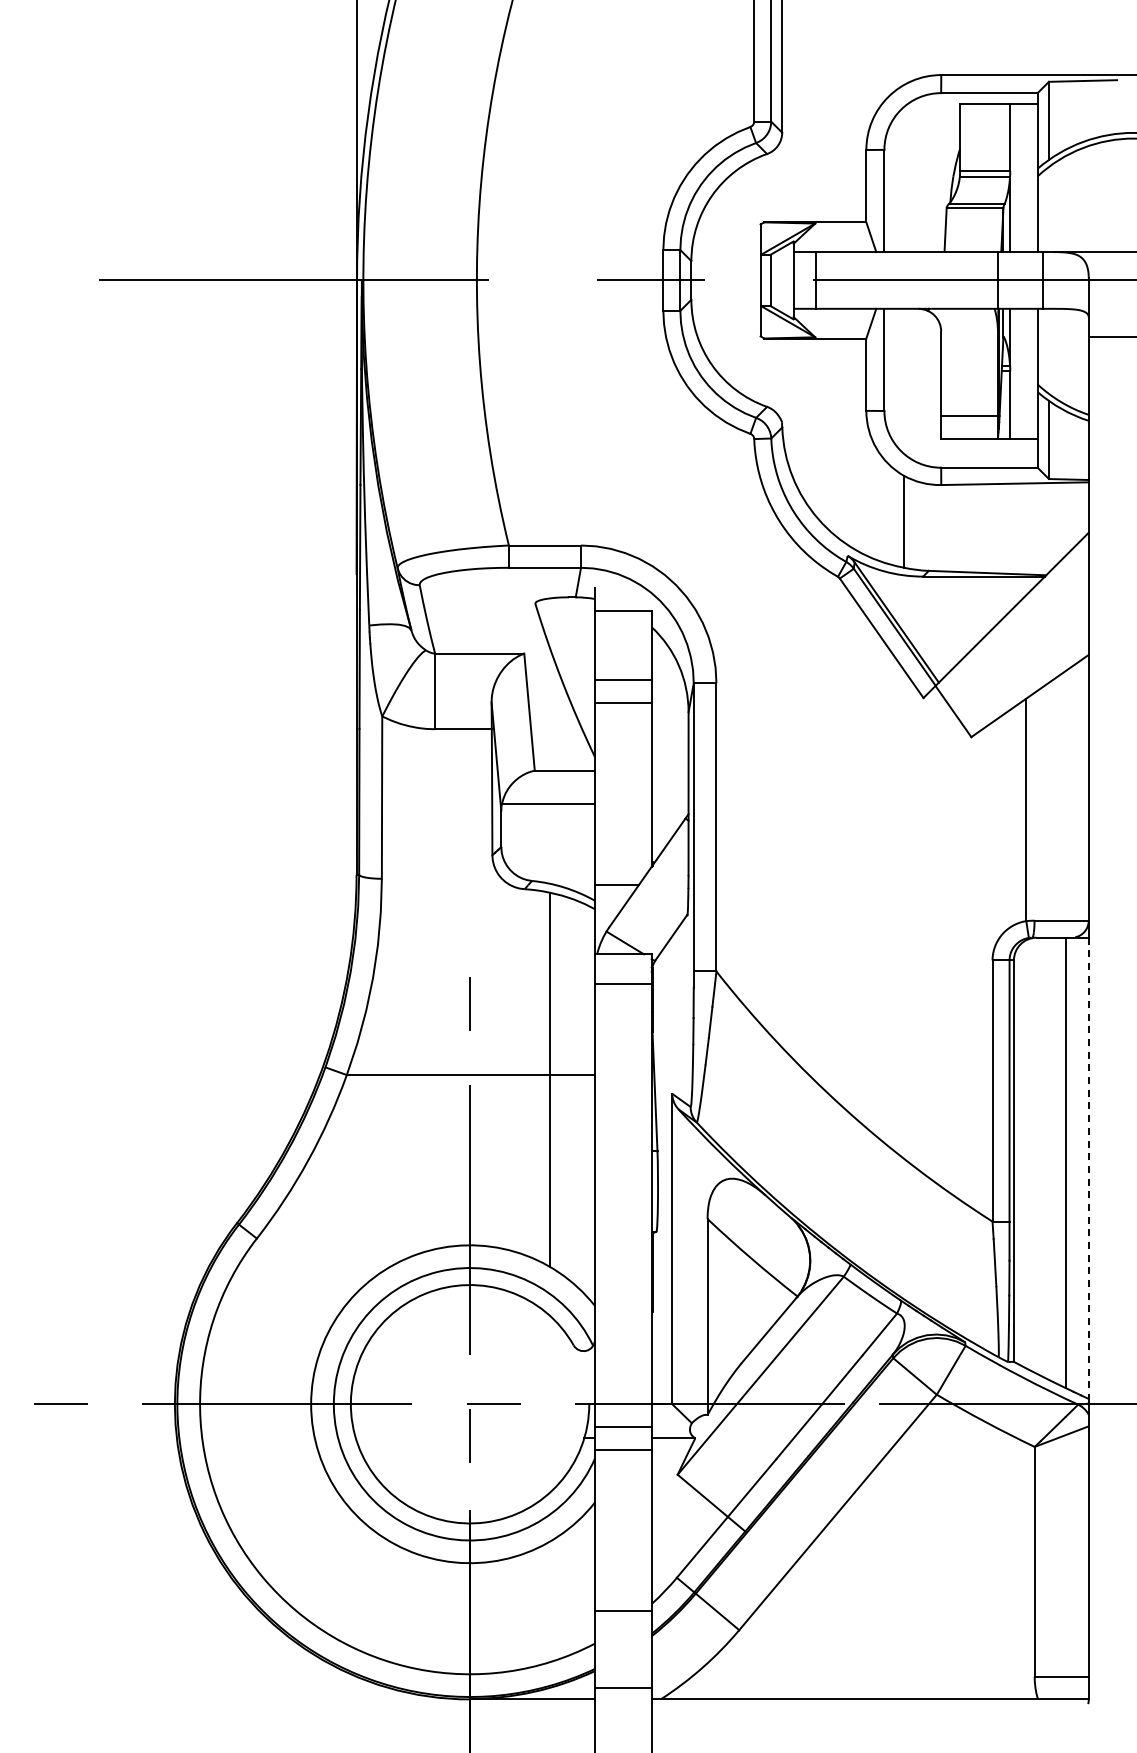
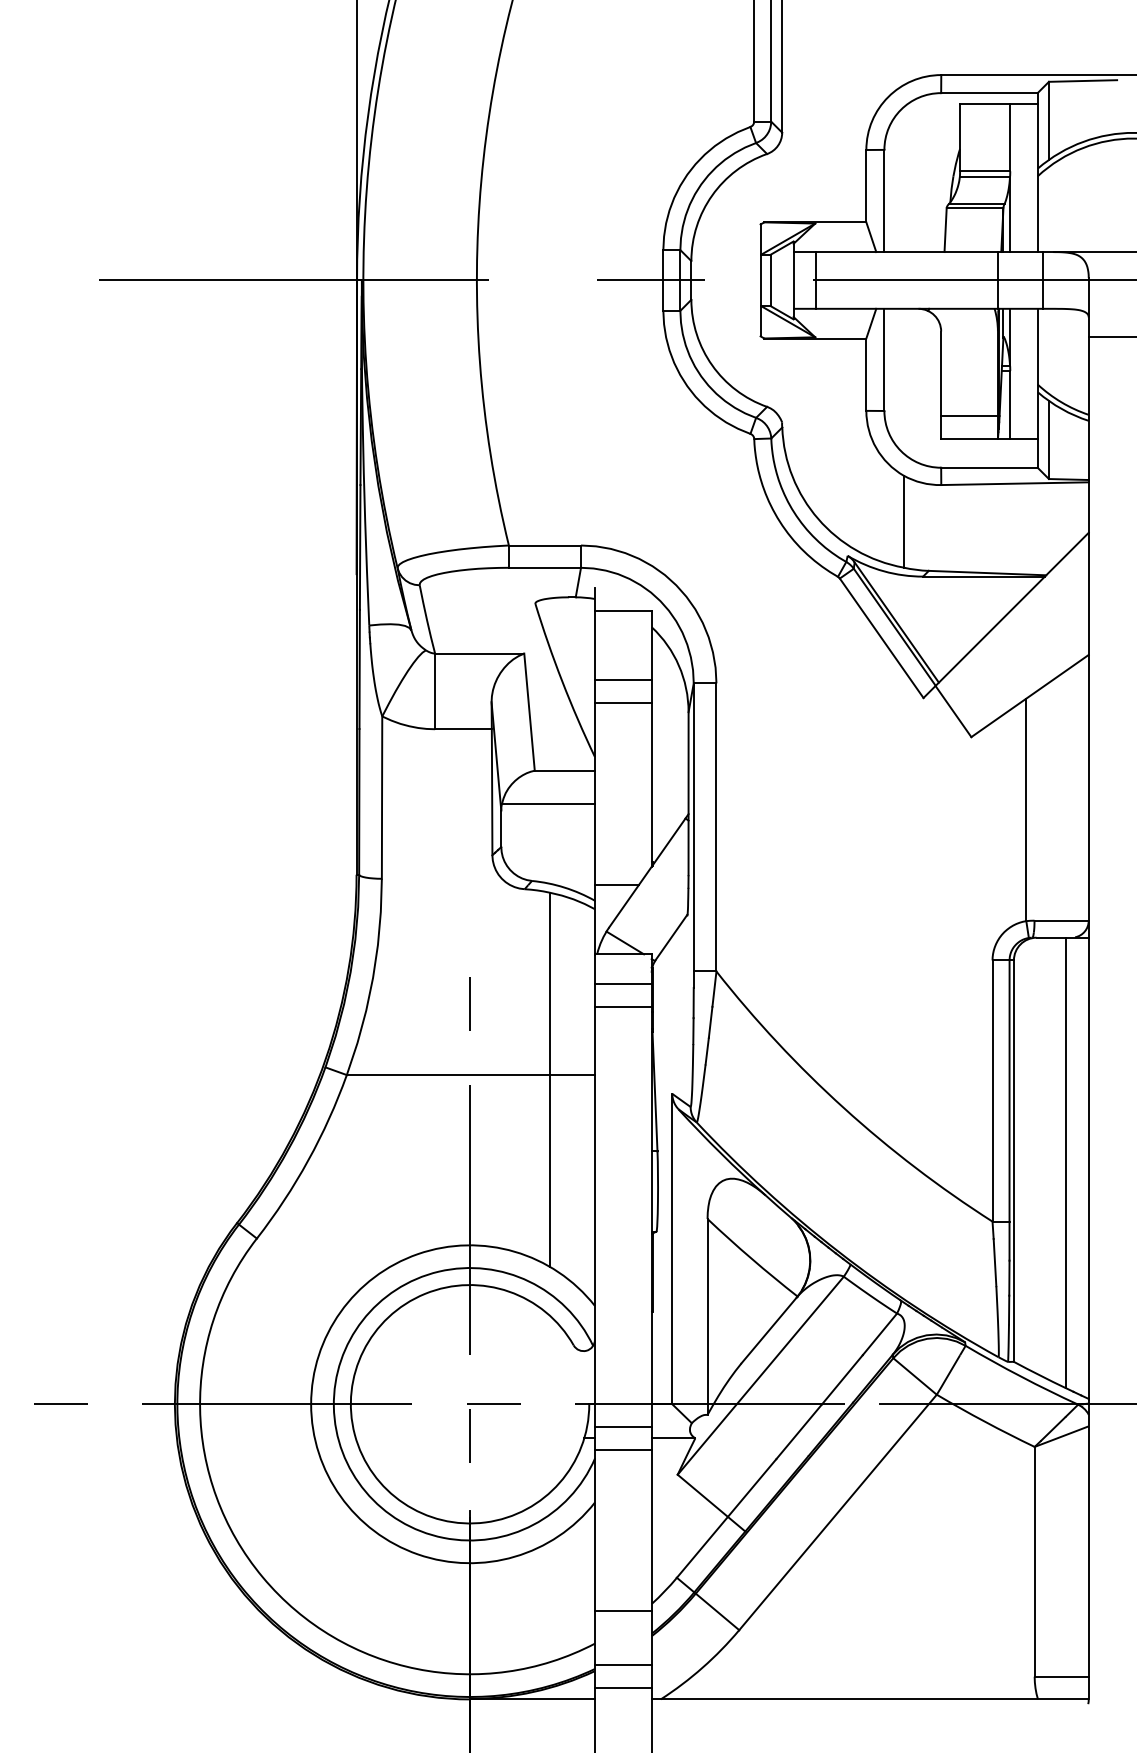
line: none -> present (622, 1006)
line: dashed -> solid (1088, 1169)
line: none -> present (622, 1665)
